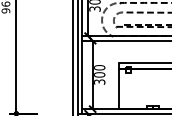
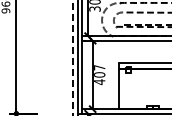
line: solid -> dashed (73, 57)
text: 300 -> 407 (99, 75)
